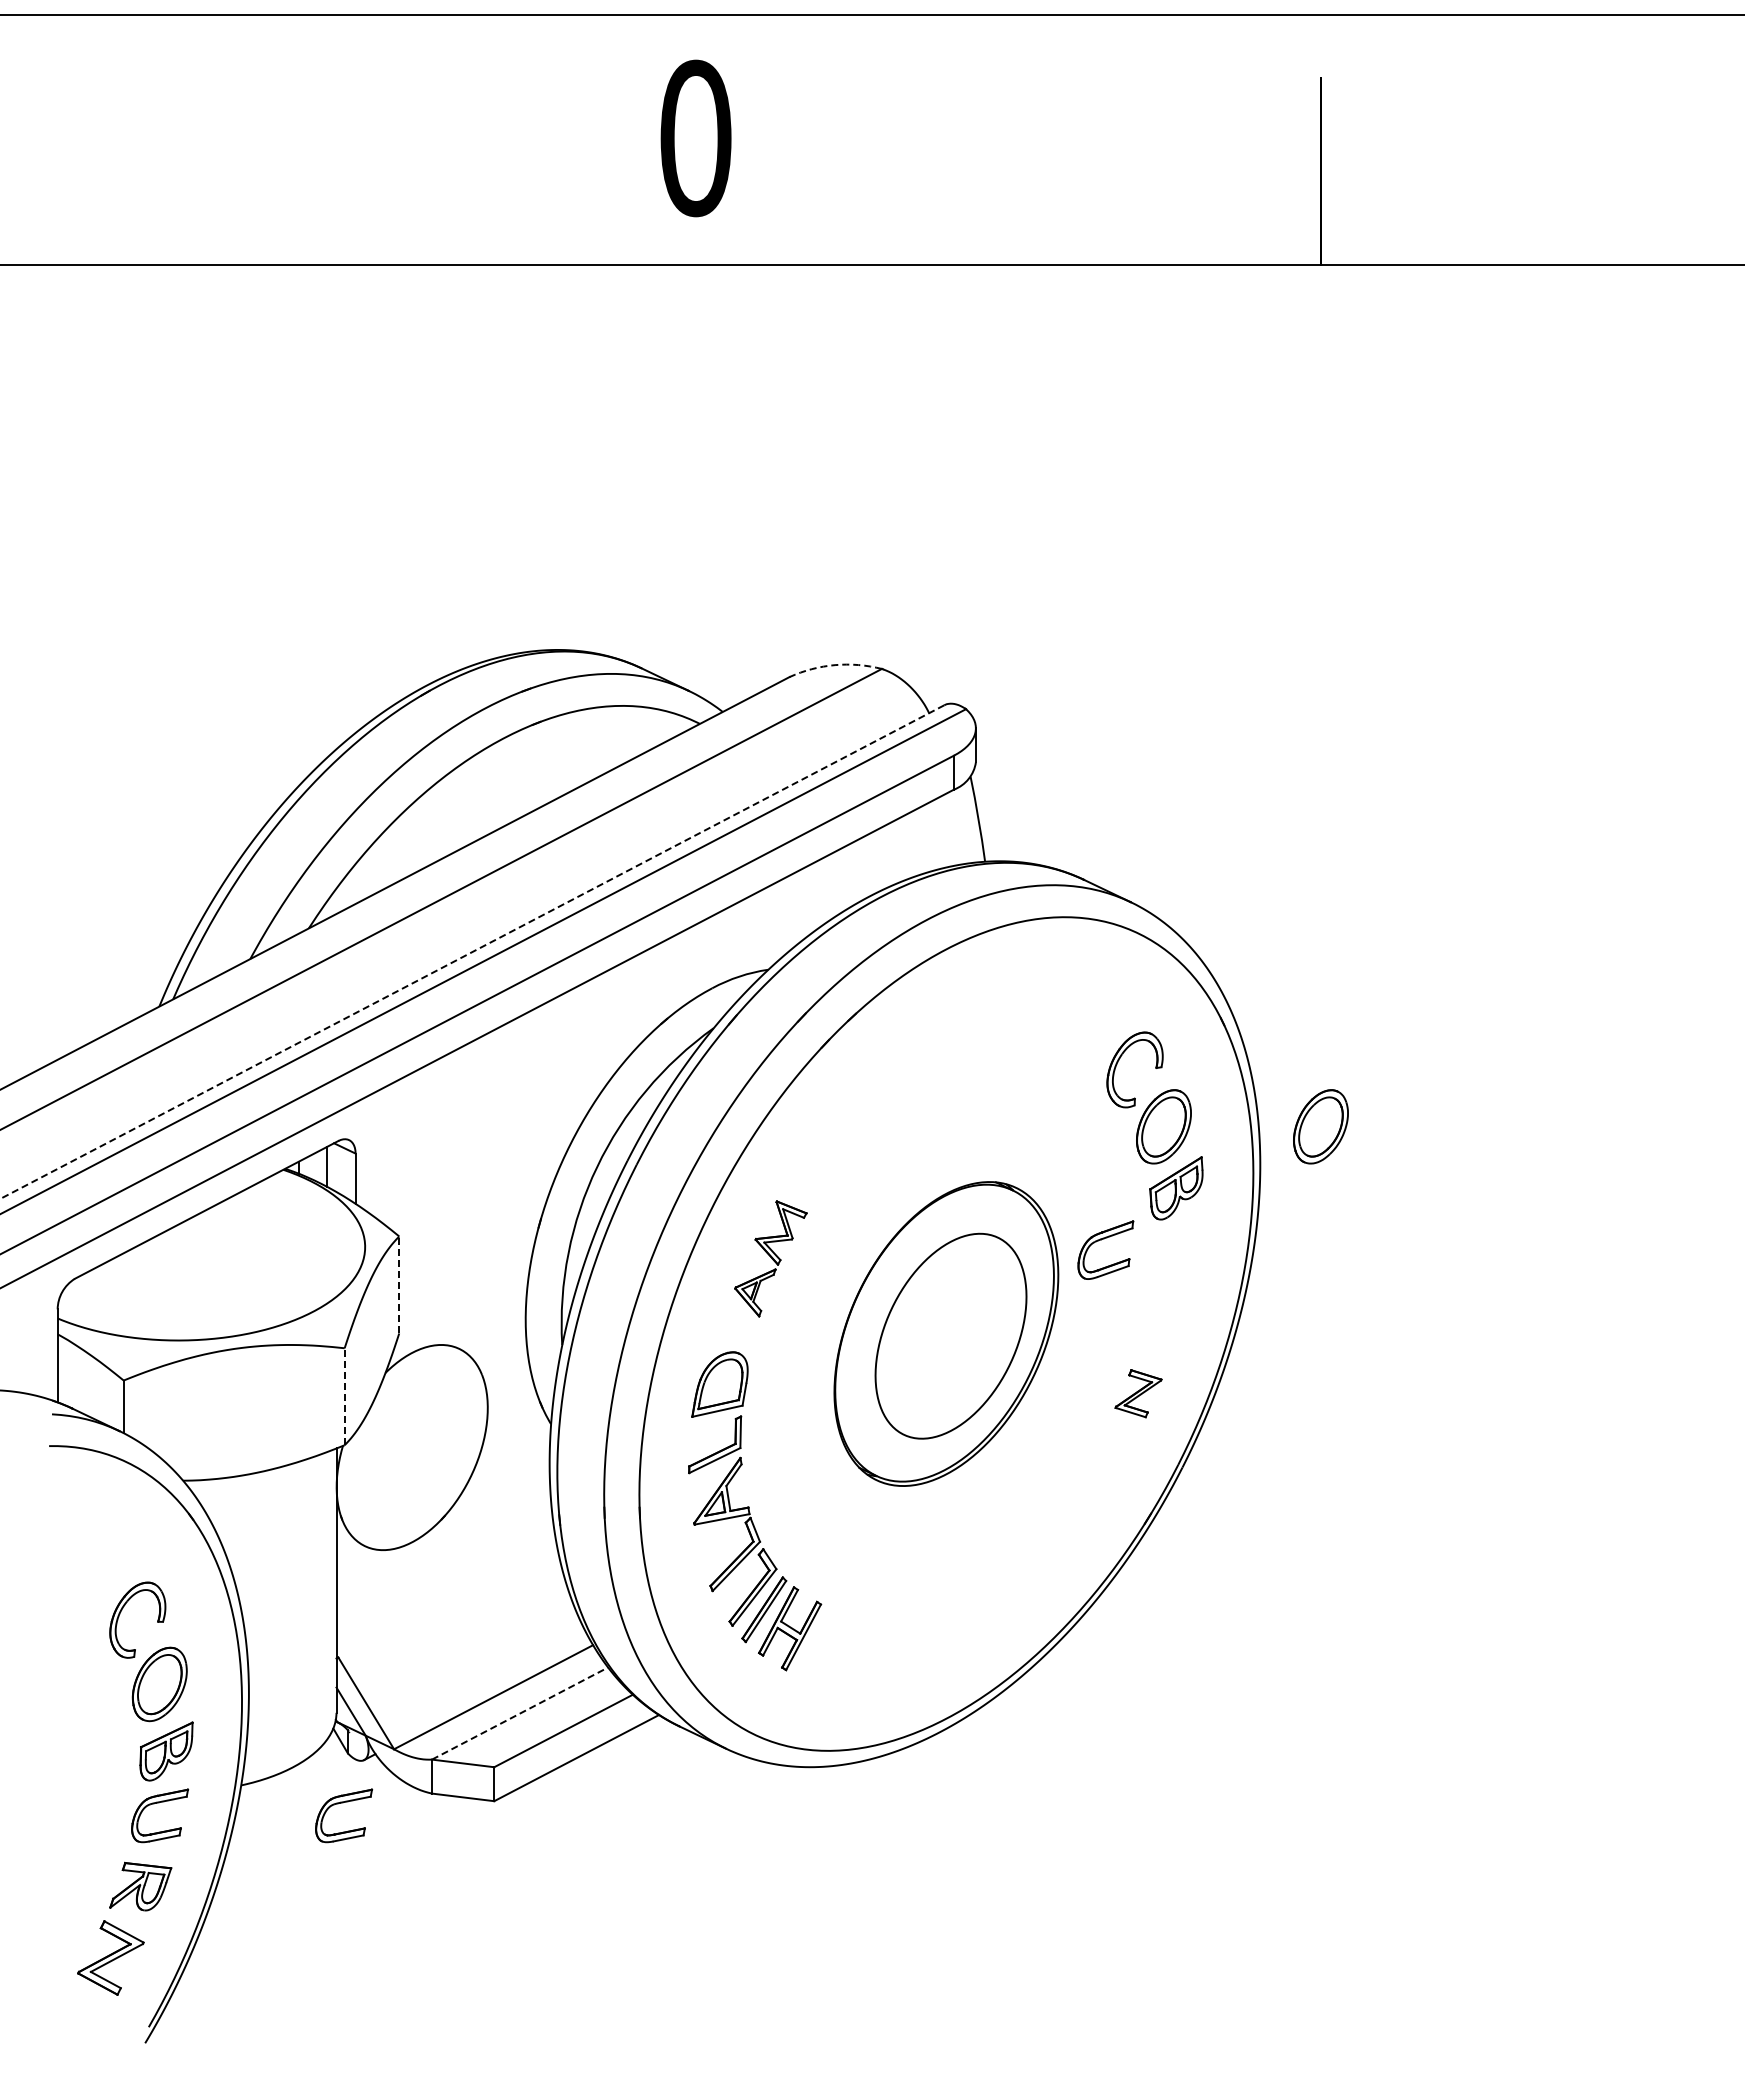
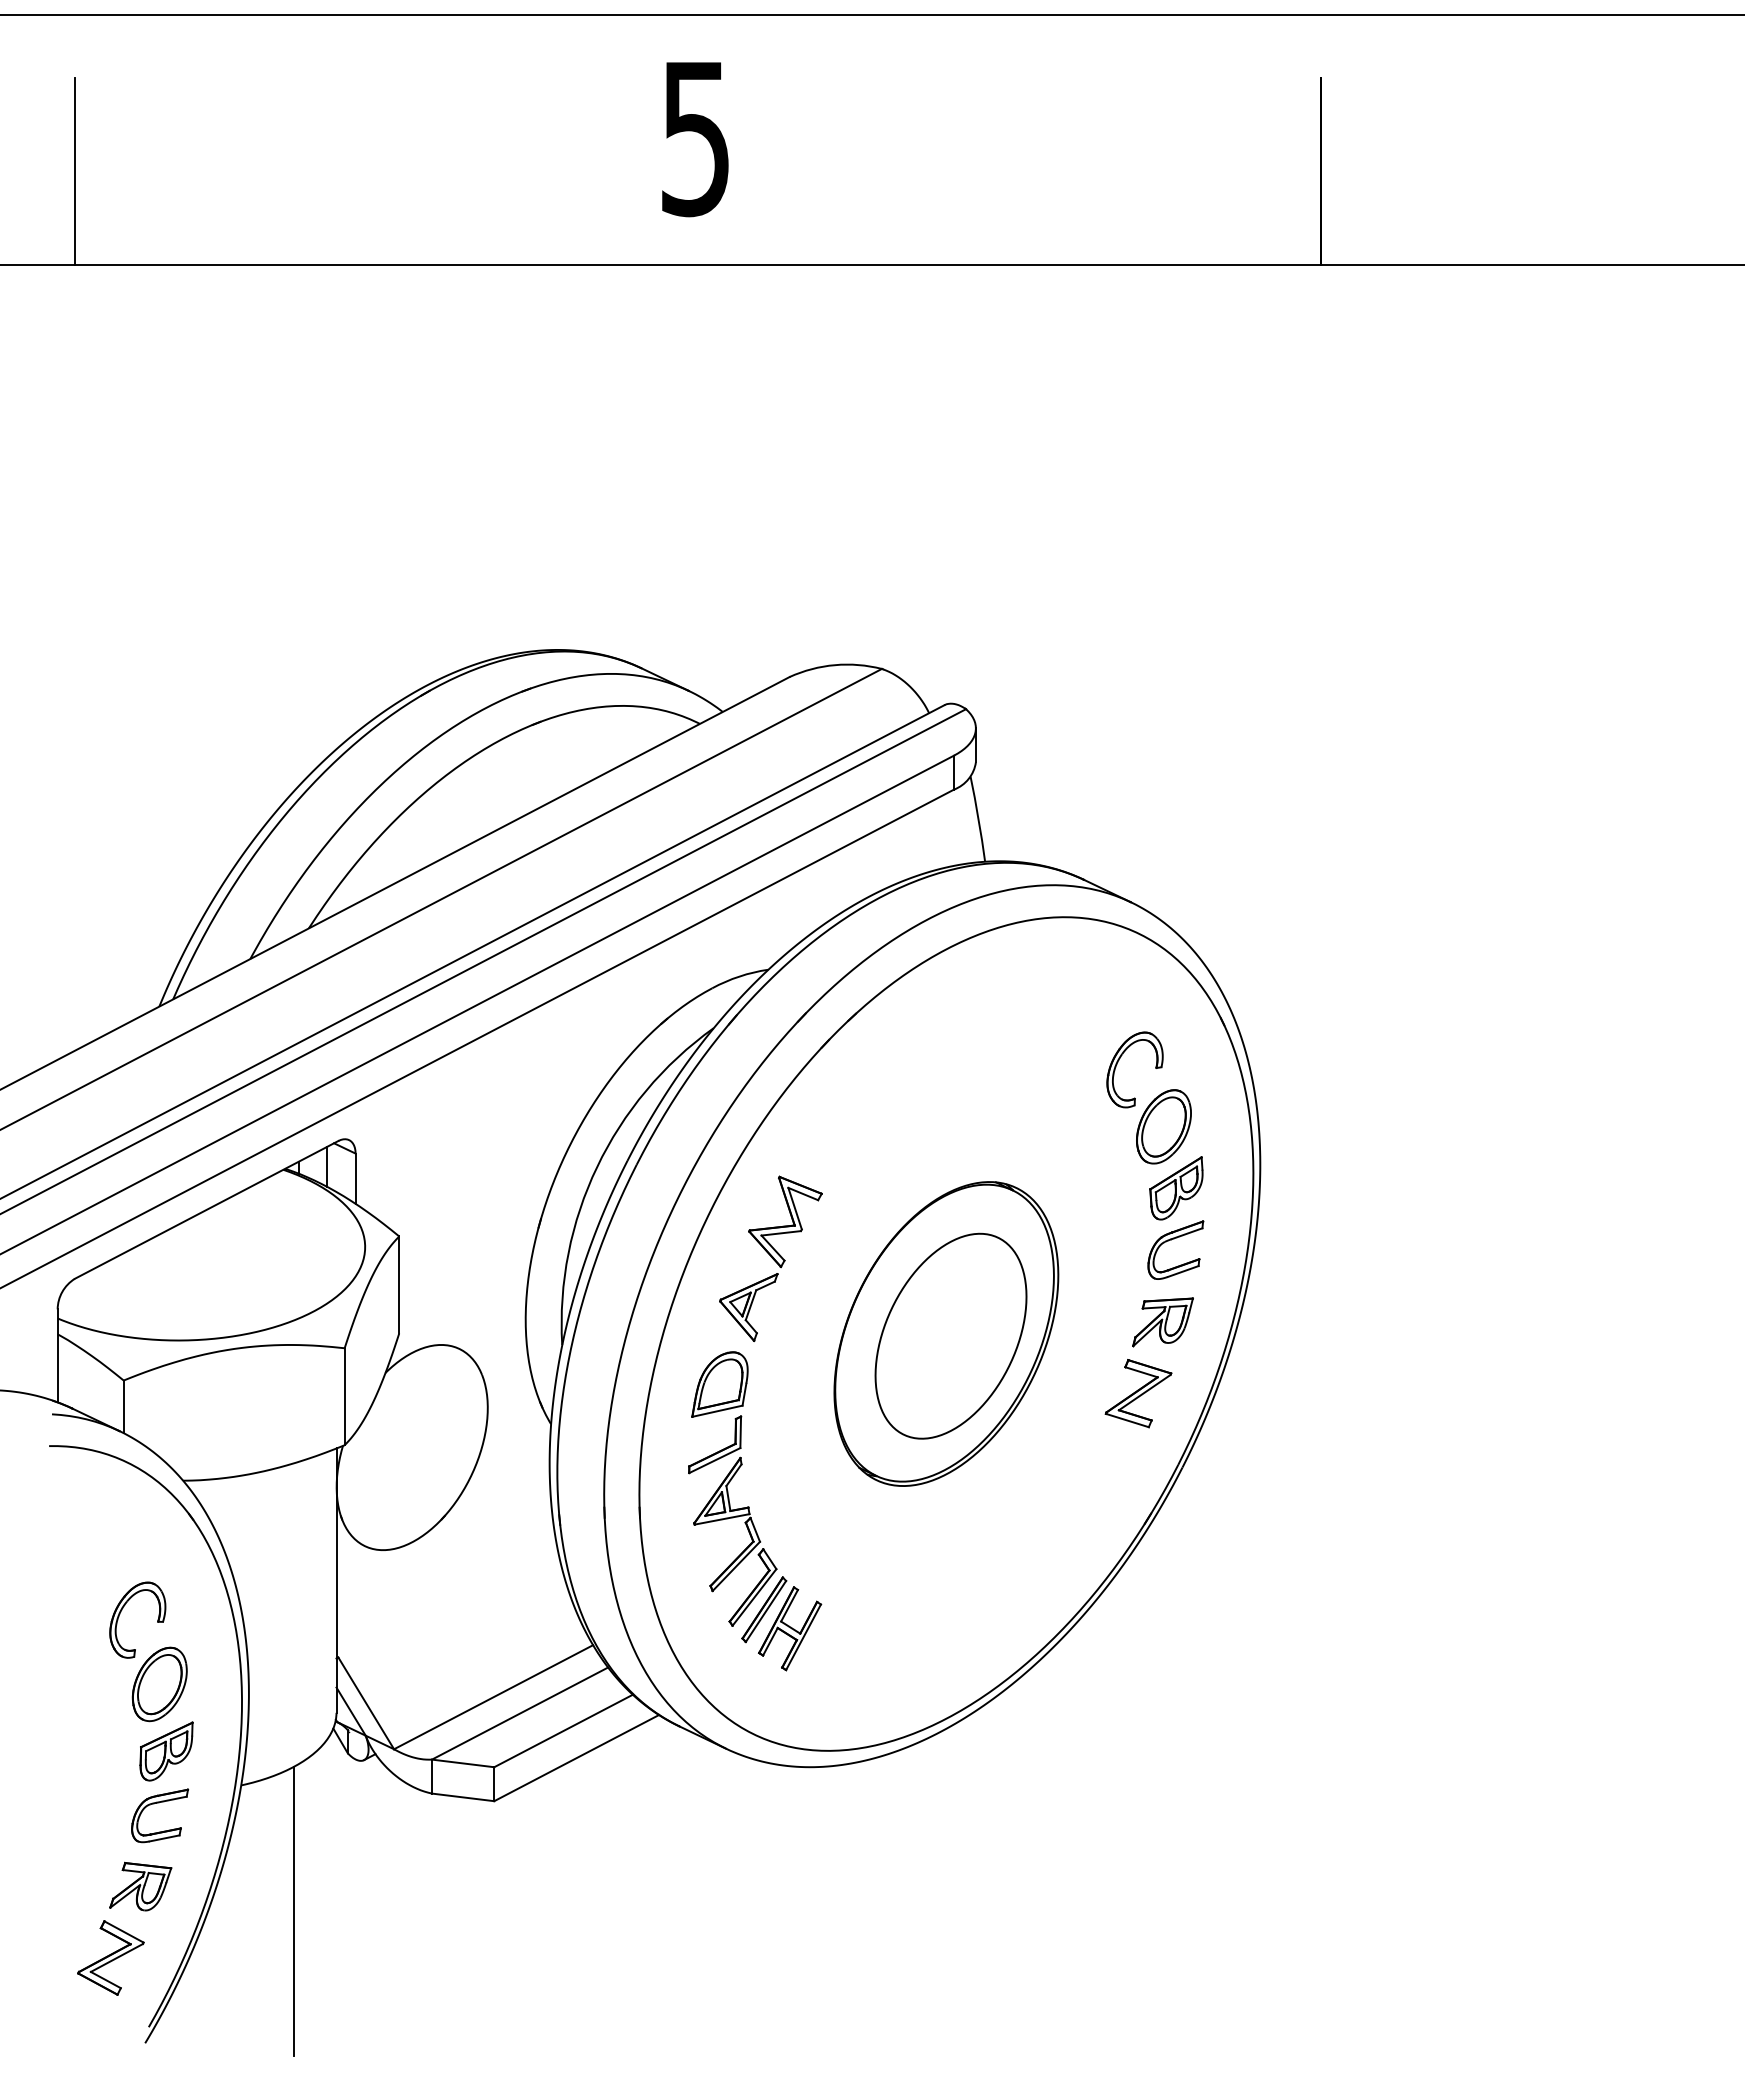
text: 0 -> 5 (695, 138)
line: none -> present (74, 170)
arc: dashed -> solid (835, 665)
line: dashed -> solid (472, 952)
part: present -> none (1320, 1126)
part position: (1101, 1240) -> (1171, 1240) (1171, 1240)
part size: 74x118 px -> 104x168 px (770, 1258)
line: dashed -> solid (399, 1284)
part: none -> present (1162, 1322)
part size: 49x50 px -> 69x70 px (1138, 1393)
line: dashed -> solid (344, 1396)
line: dashed -> solid (520, 1713)
part: present -> none (343, 1803)
line: none -> present (294, 1911)
